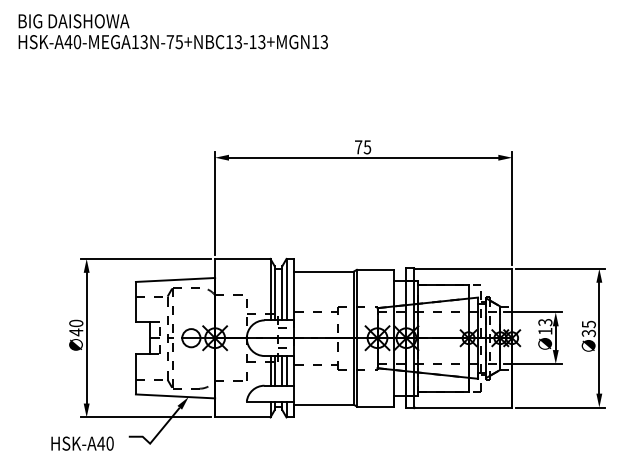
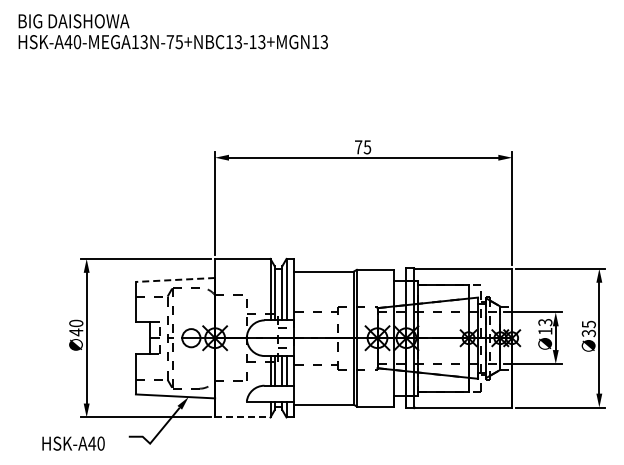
line: solid -> dashed (175, 279)
line: solid -> dashed (242, 417)
text position: (82, 443) -> (73, 443) (73, 443)
